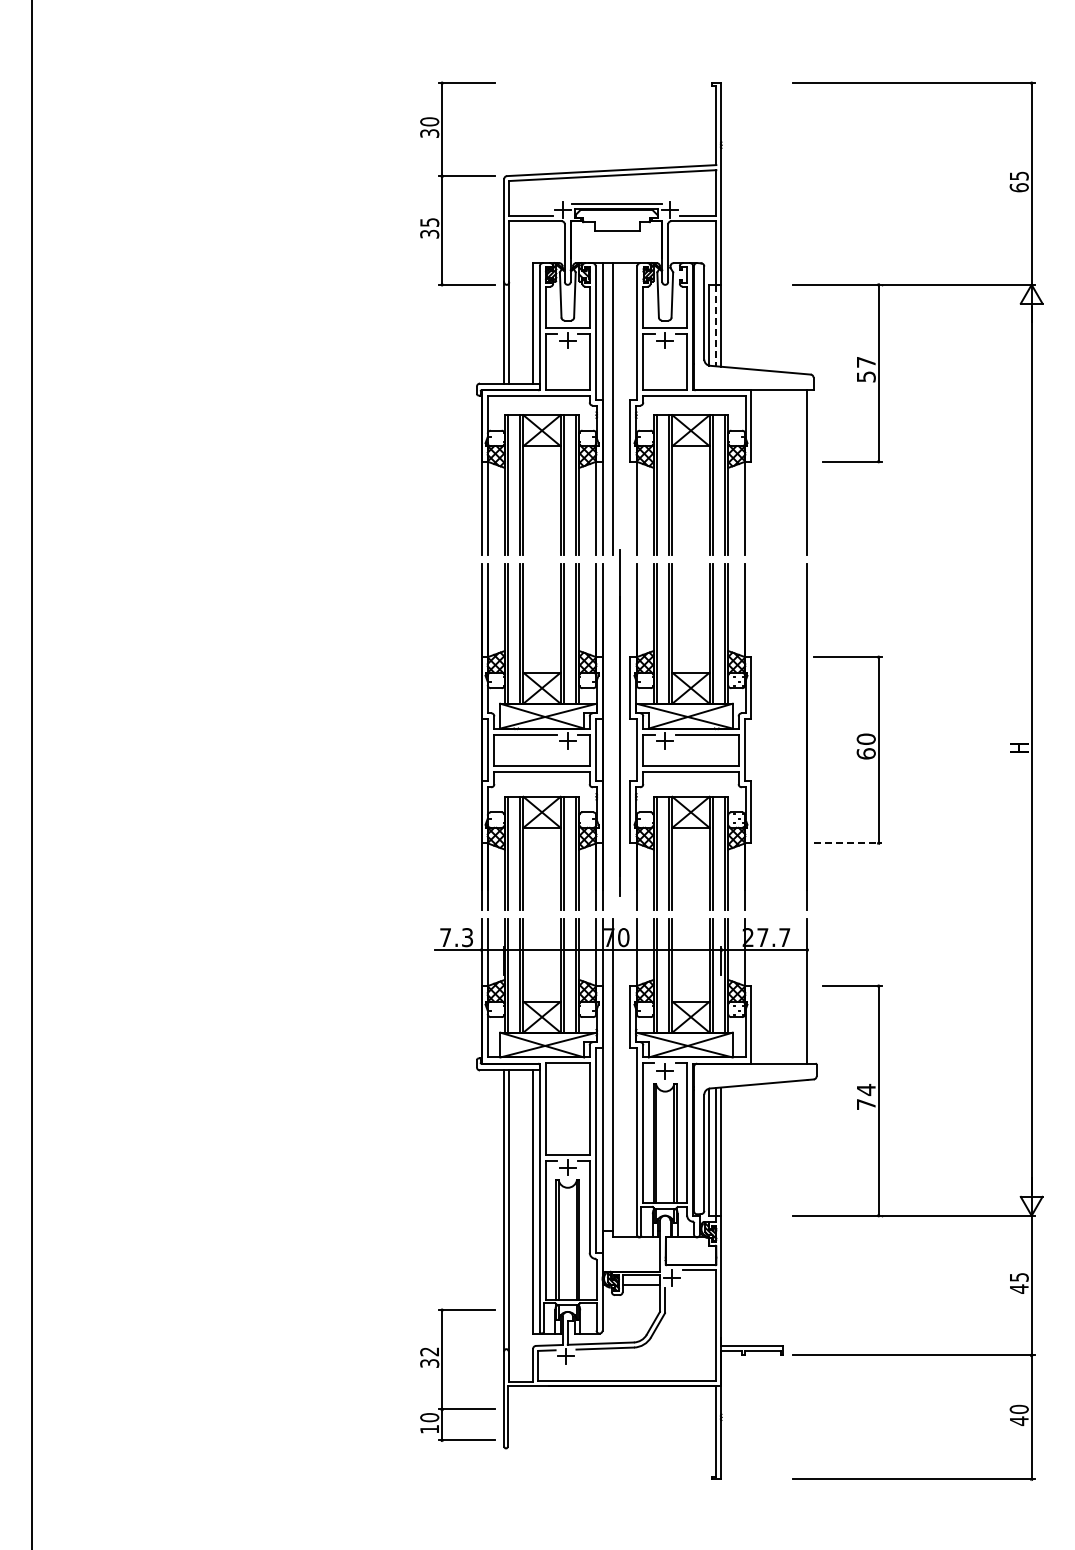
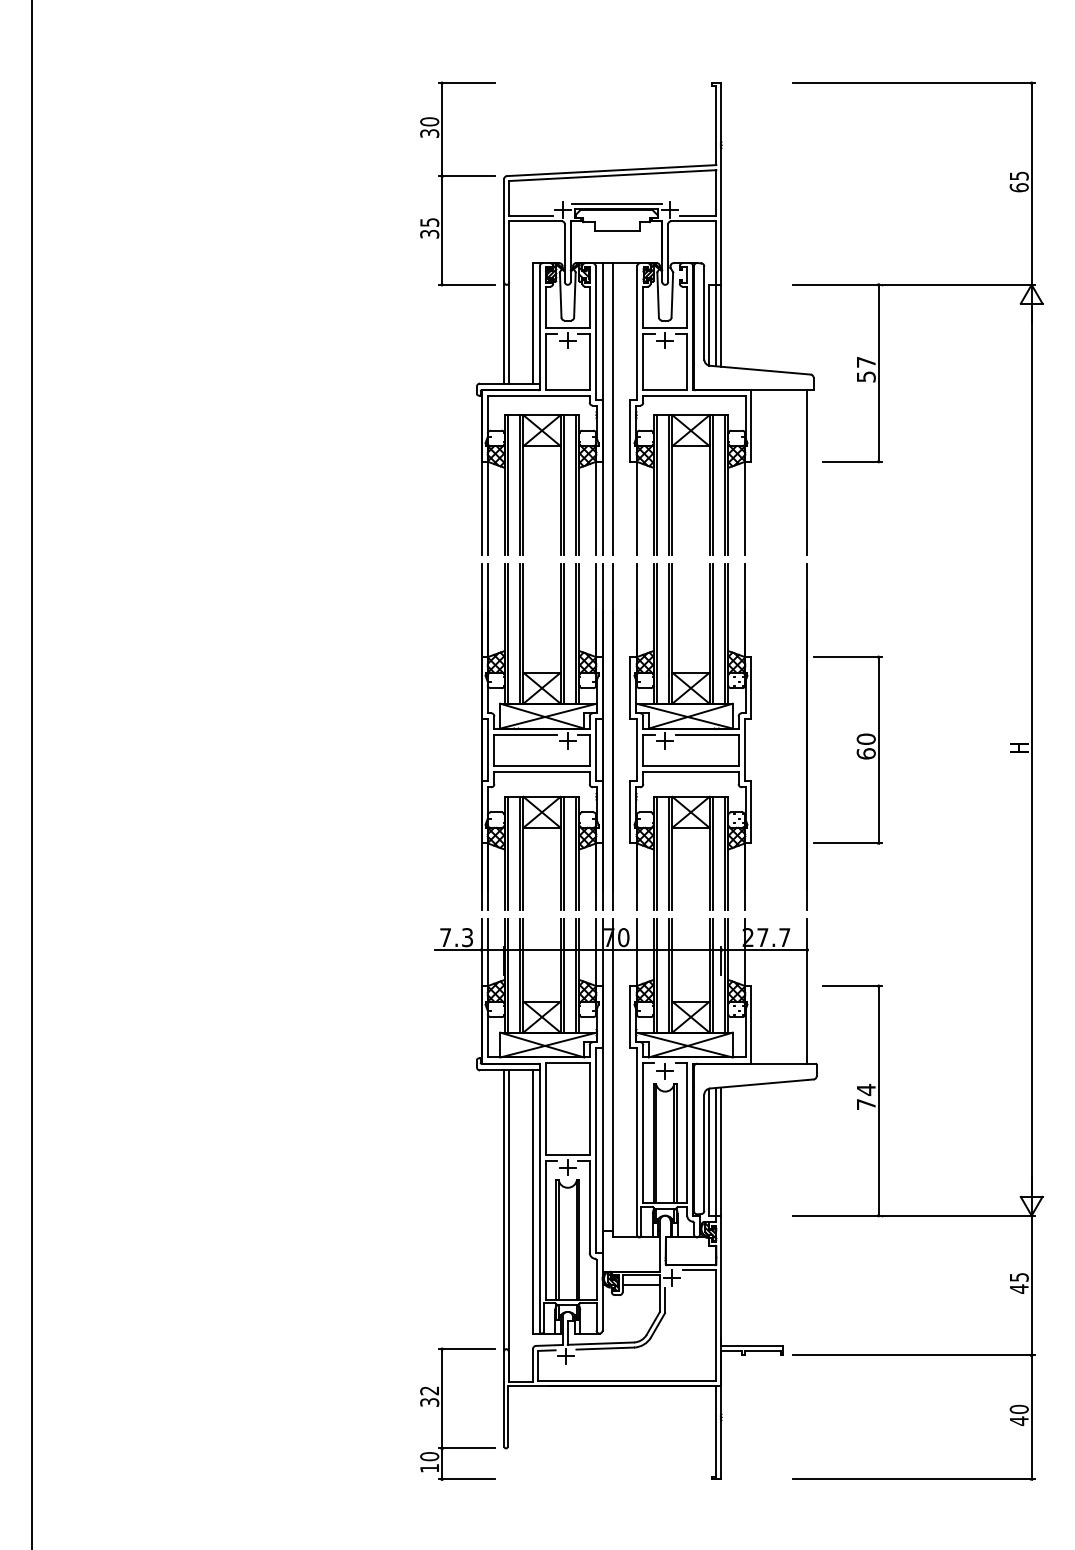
line: dashed -> solid (716, 325)
line position: (619, 722) -> (612, 736) (612, 736)
line: dashed -> solid (848, 843)
part position: (442, 1374) -> (442, 1413) (442, 1413)
